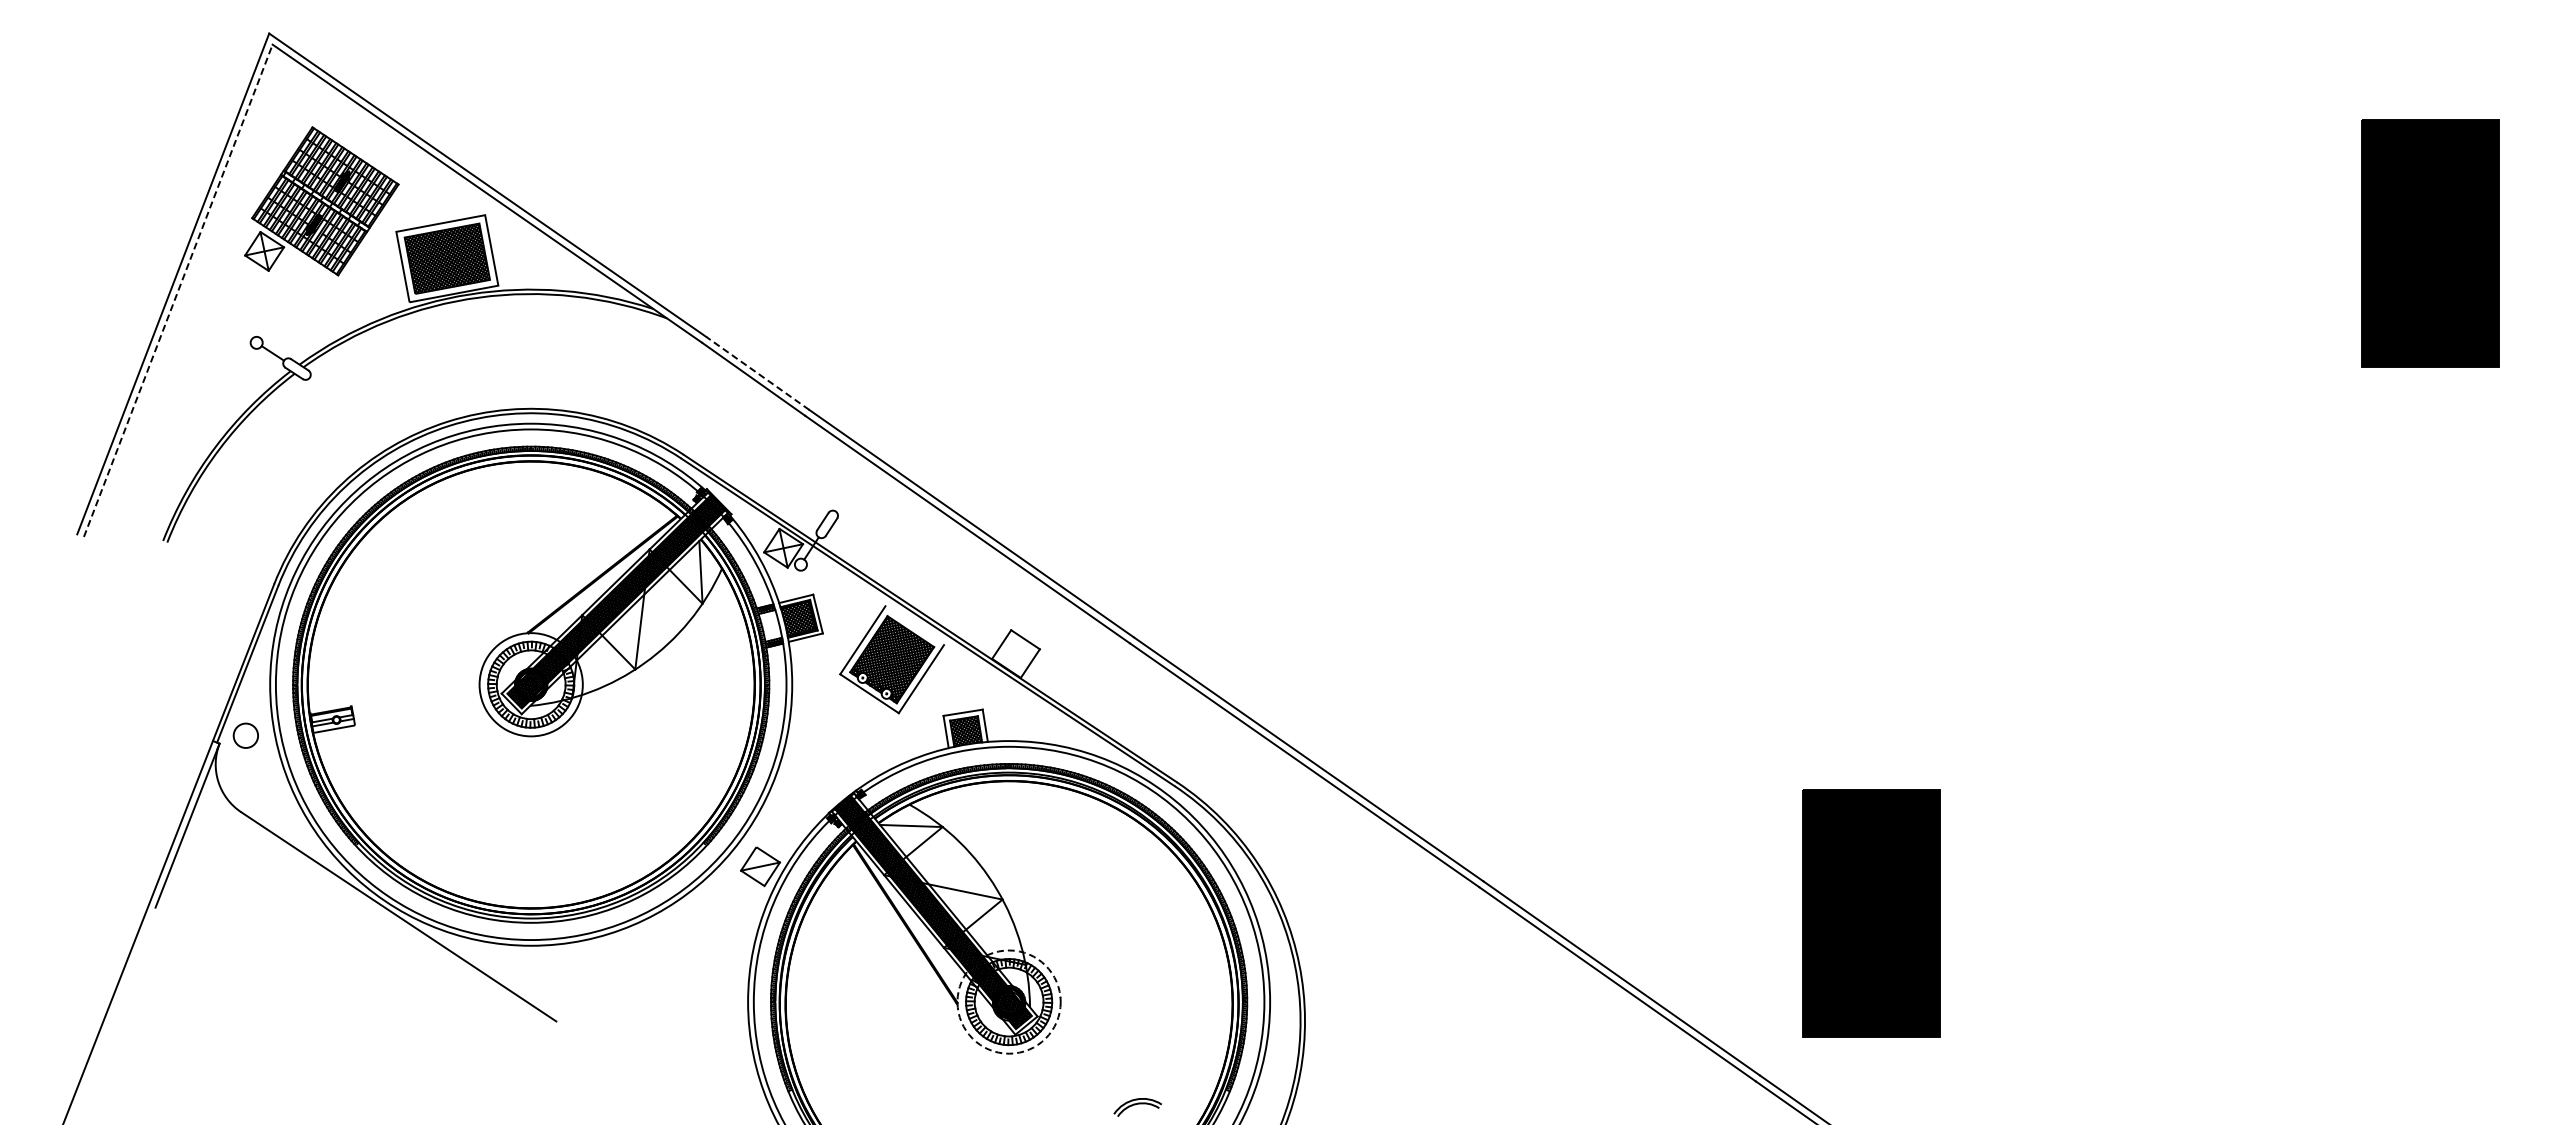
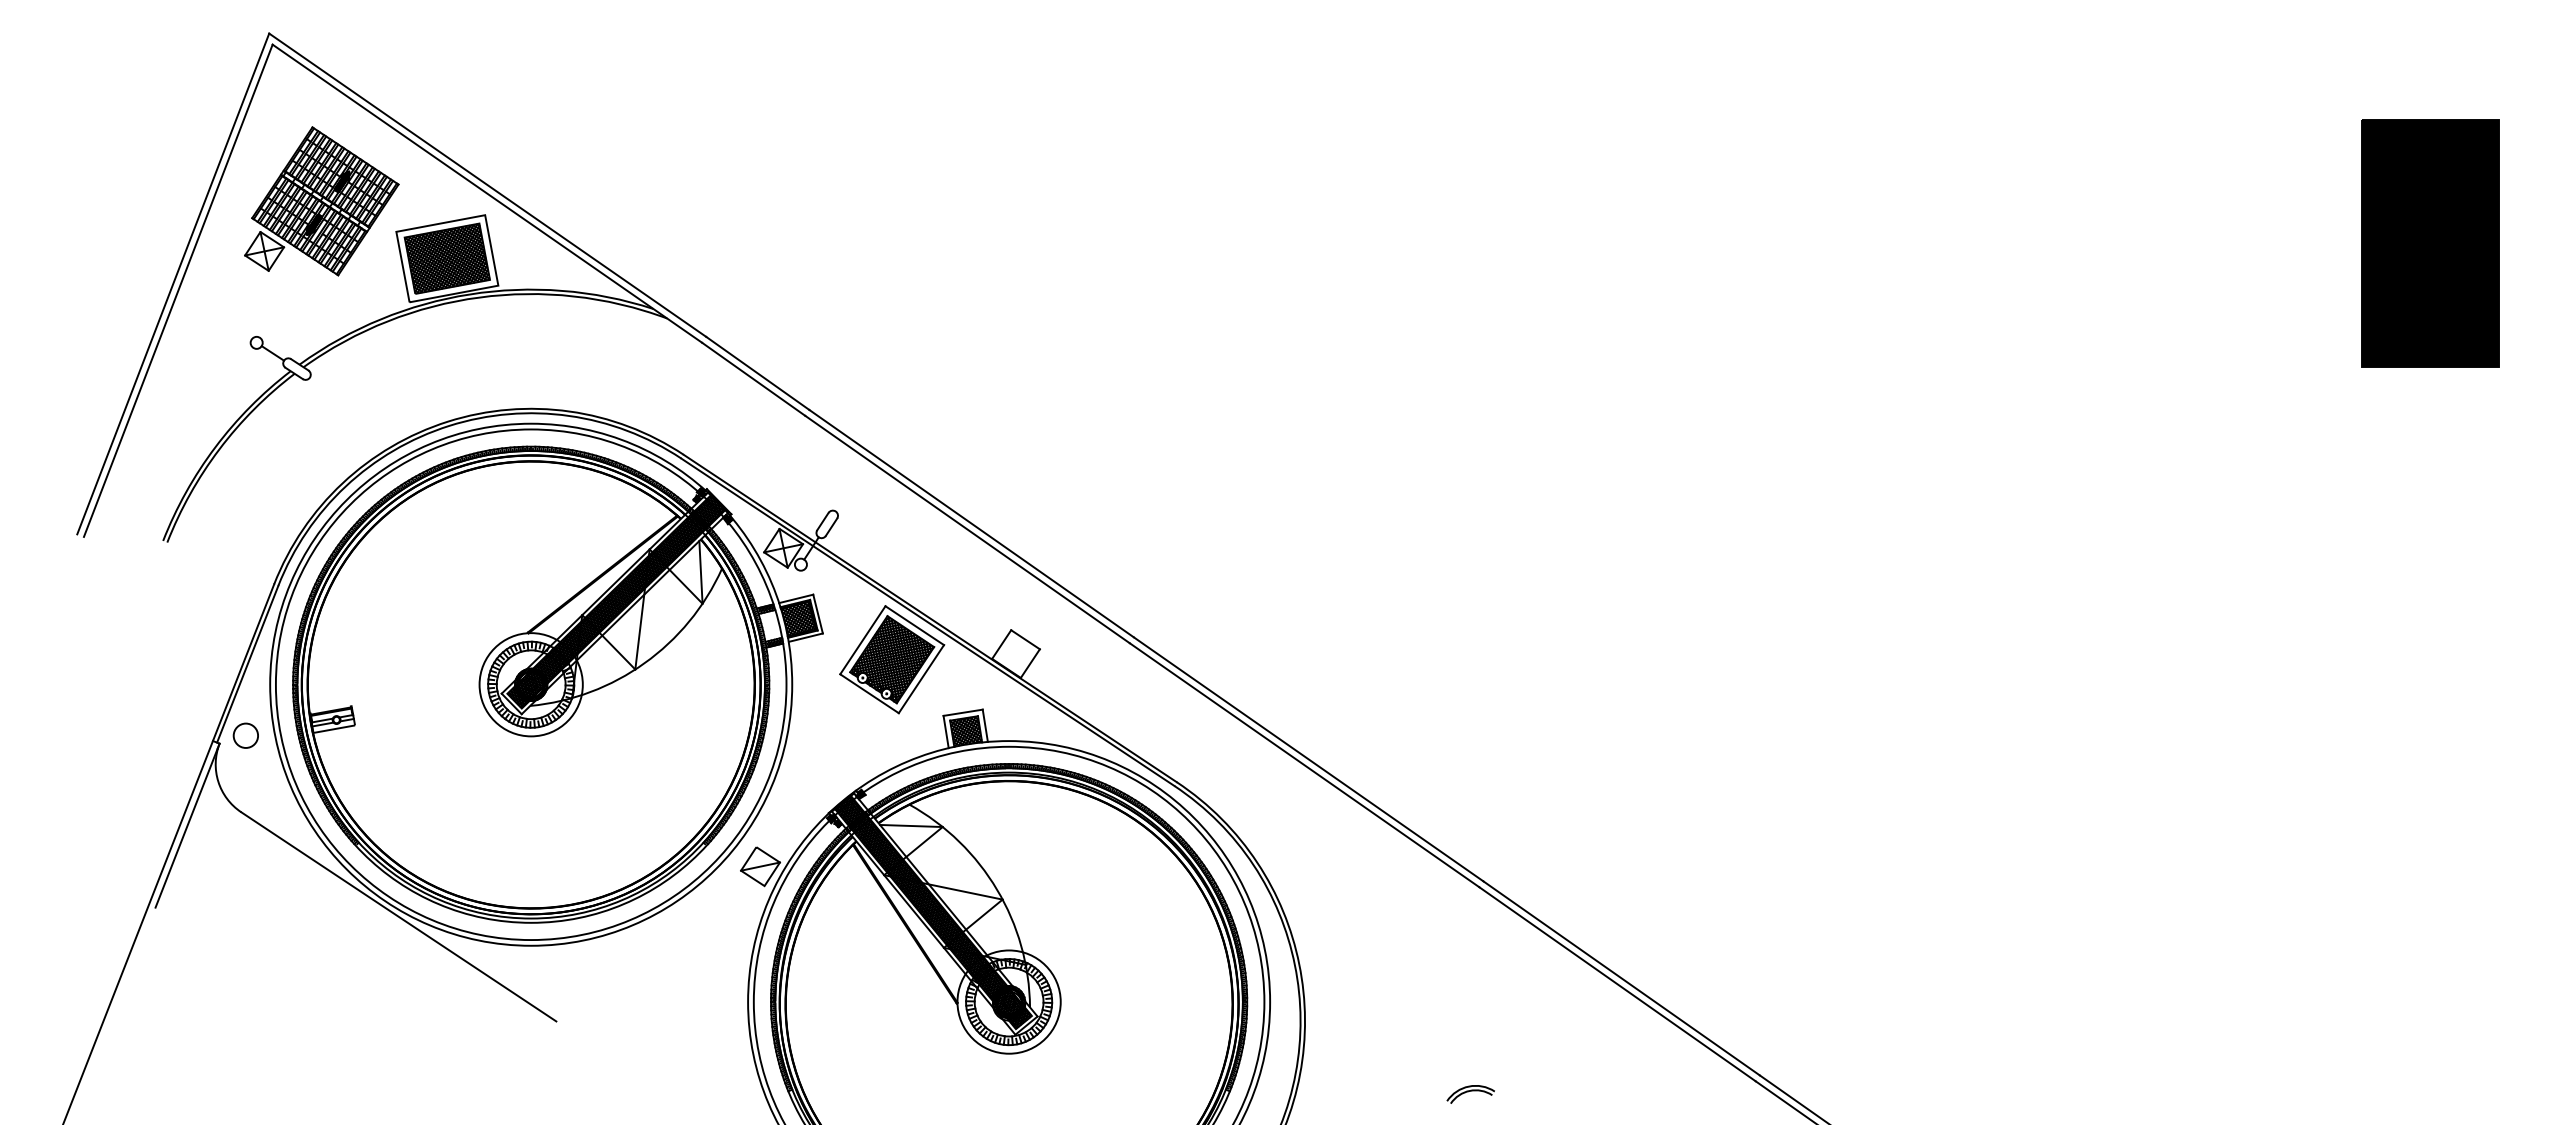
line: dashed -> solid (178, 290)
line: dashed -> solid (757, 373)
line: none -> present (914, 625)
part: present -> none (1871, 913)
circle: dashed -> solid (1008, 1001)
part position: (1137, 1107) -> (1470, 1094) (1470, 1094)
